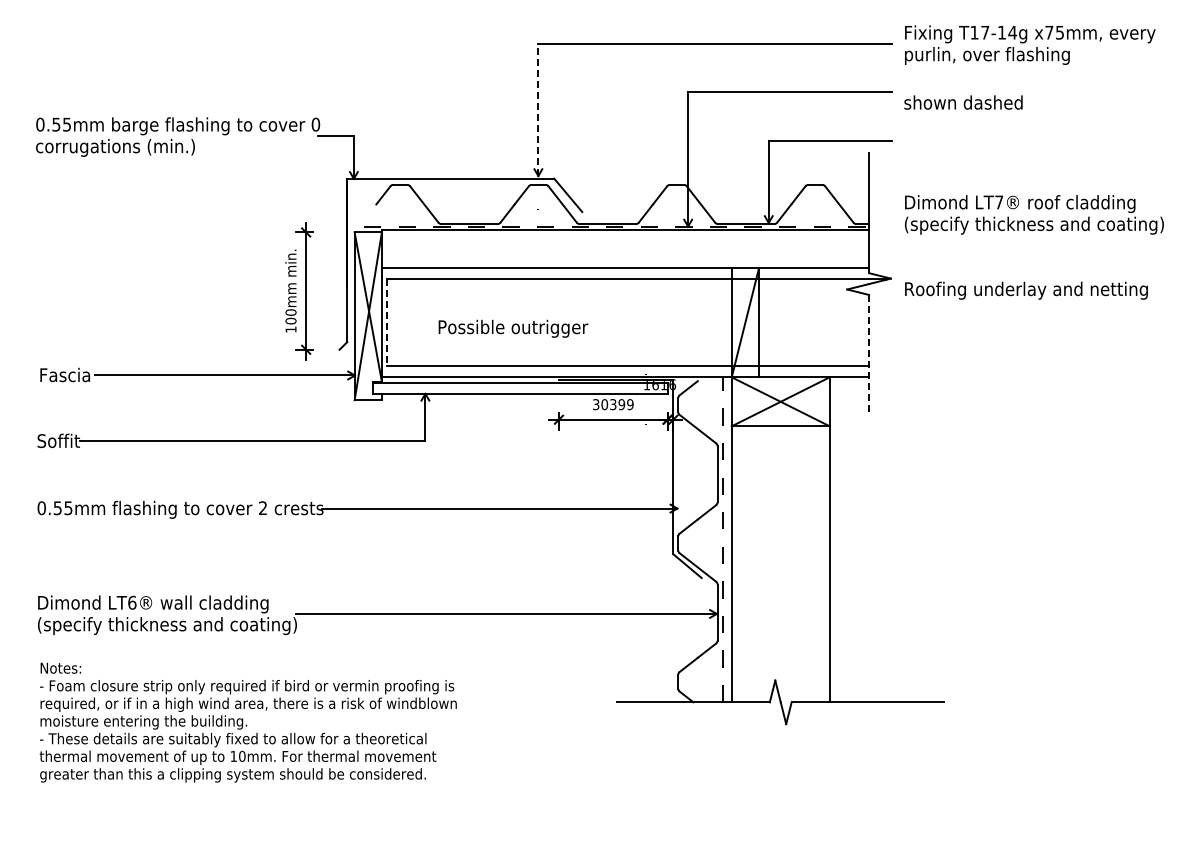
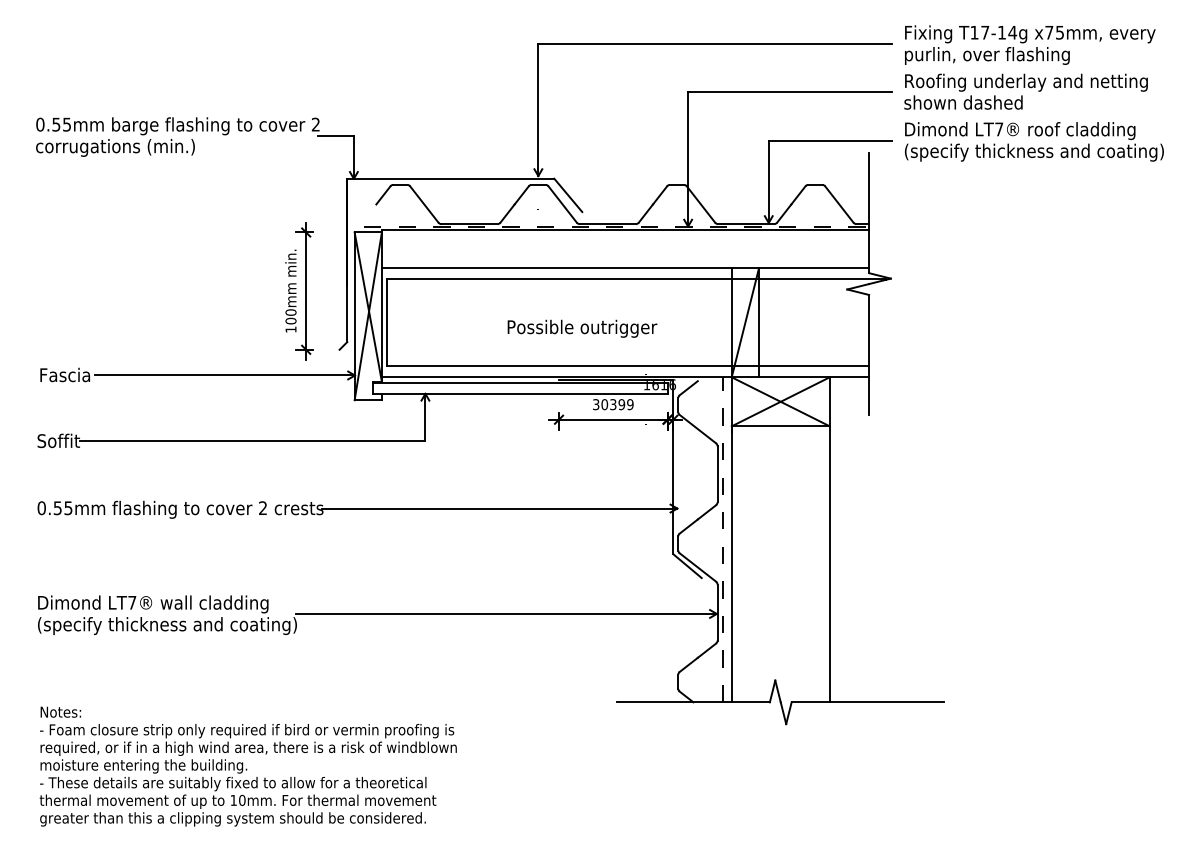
line: dashed -> solid (538, 109)
text: 0 -> 2 (315, 124)
text position: (1034, 214) -> (1034, 141) (1034, 141)
text position: (1026, 290) -> (1026, 82) (1026, 82)
line: dashed -> solid (387, 322)
text position: (513, 328) -> (582, 328) (582, 328)
line: dashed -> solid (869, 354)
text: LT6® -> LT7® (132, 602)
text position: (247, 722) -> (247, 766) (247, 766)
